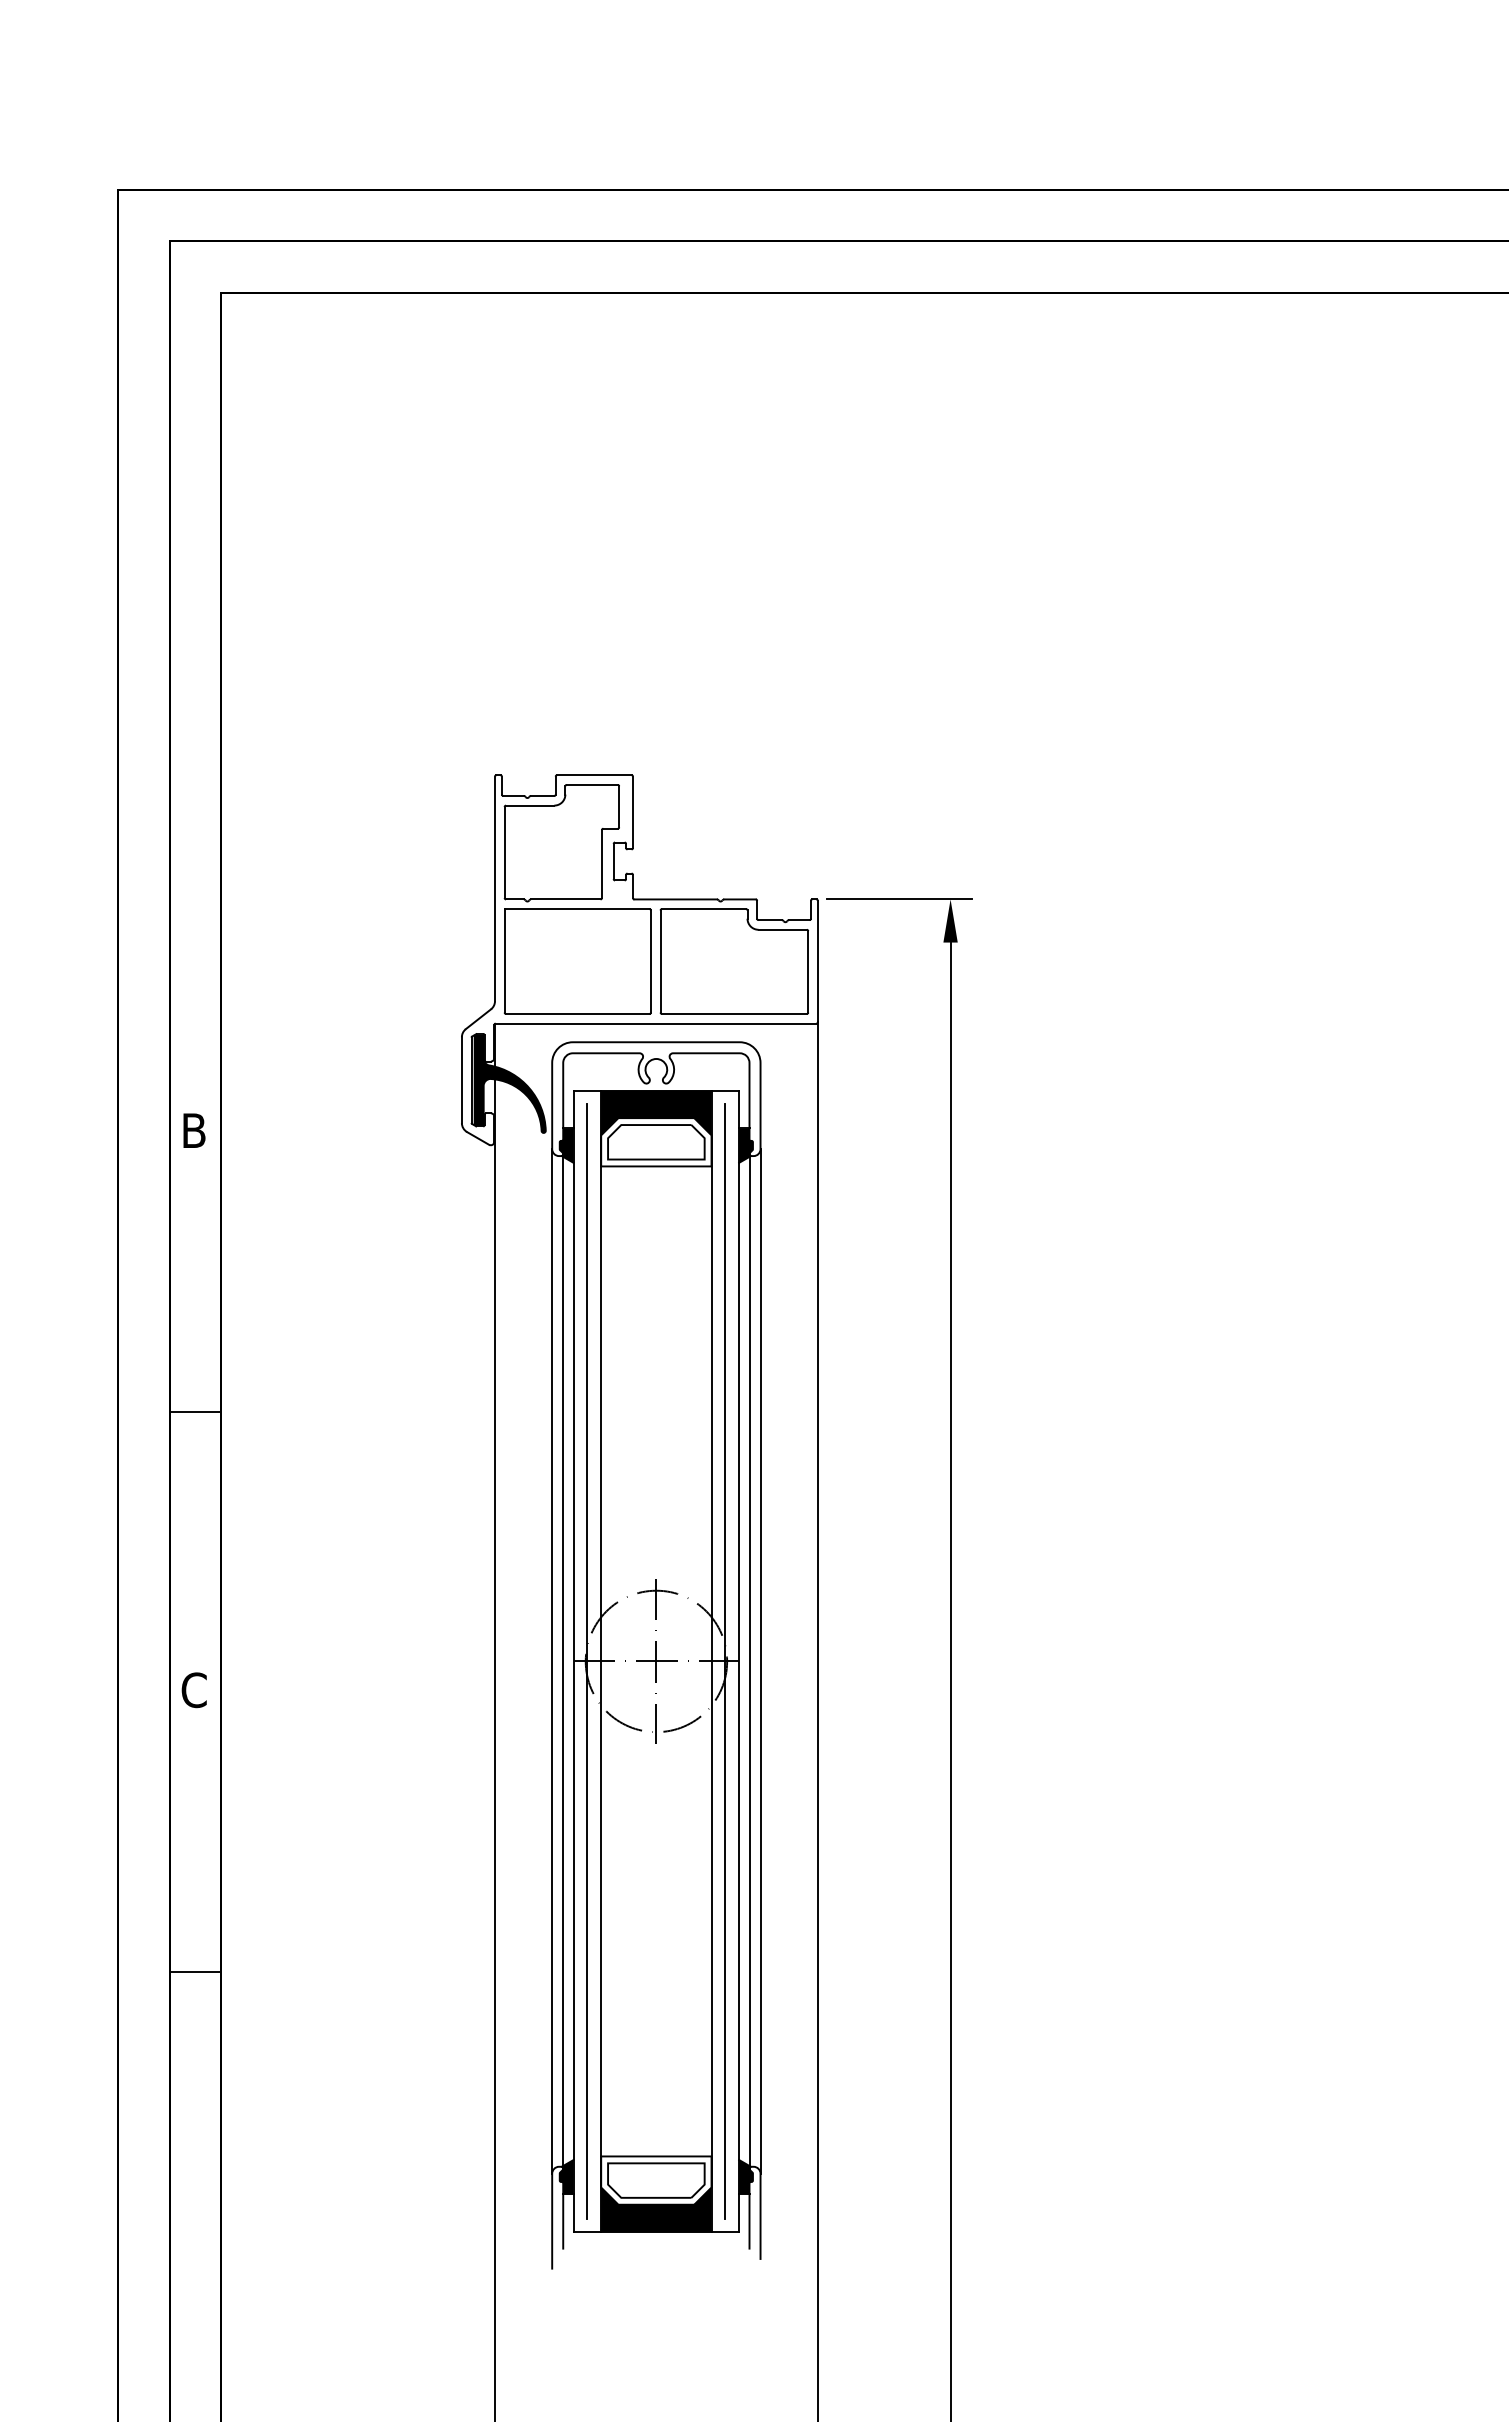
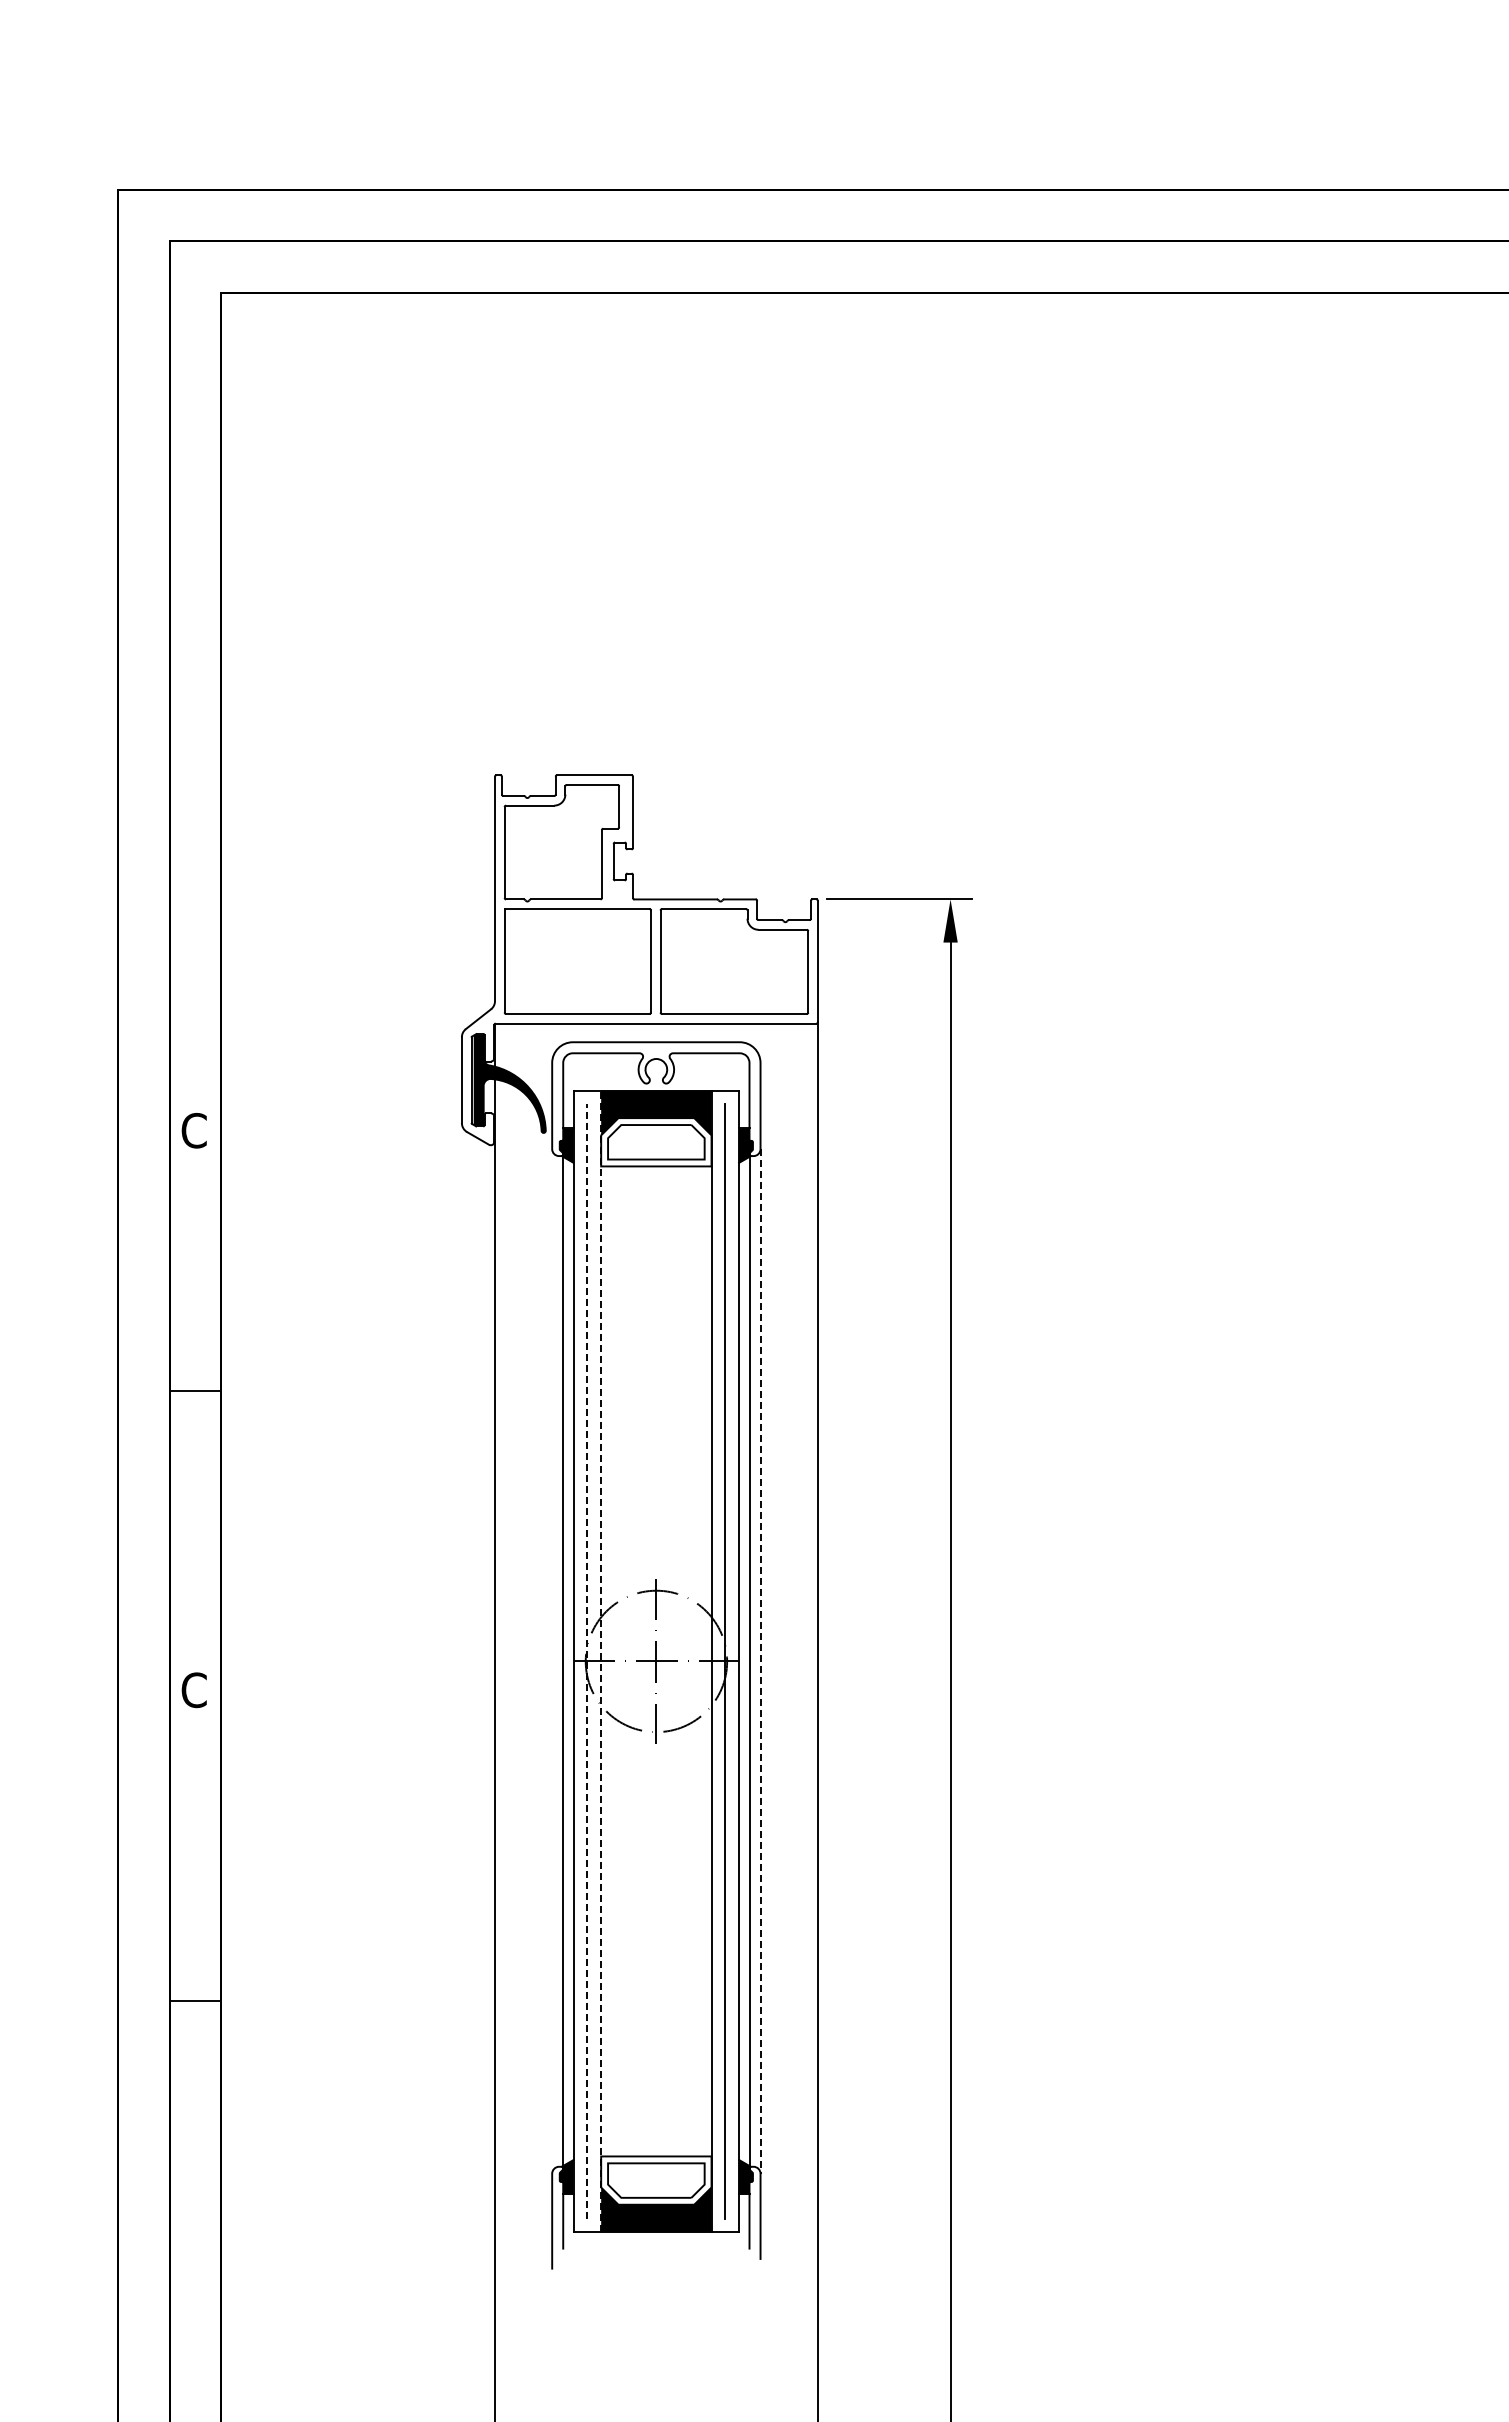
text: B -> C (193, 1130)
line position: (195, 1412) -> (195, 1391) (195, 1391)
line: solid -> dashed (587, 1660)
line: present -> none (552, 1661)
line: solid -> dashed (601, 1661)
line: solid -> dashed (760, 1661)
line position: (195, 1971) -> (195, 2000) (195, 2000)
